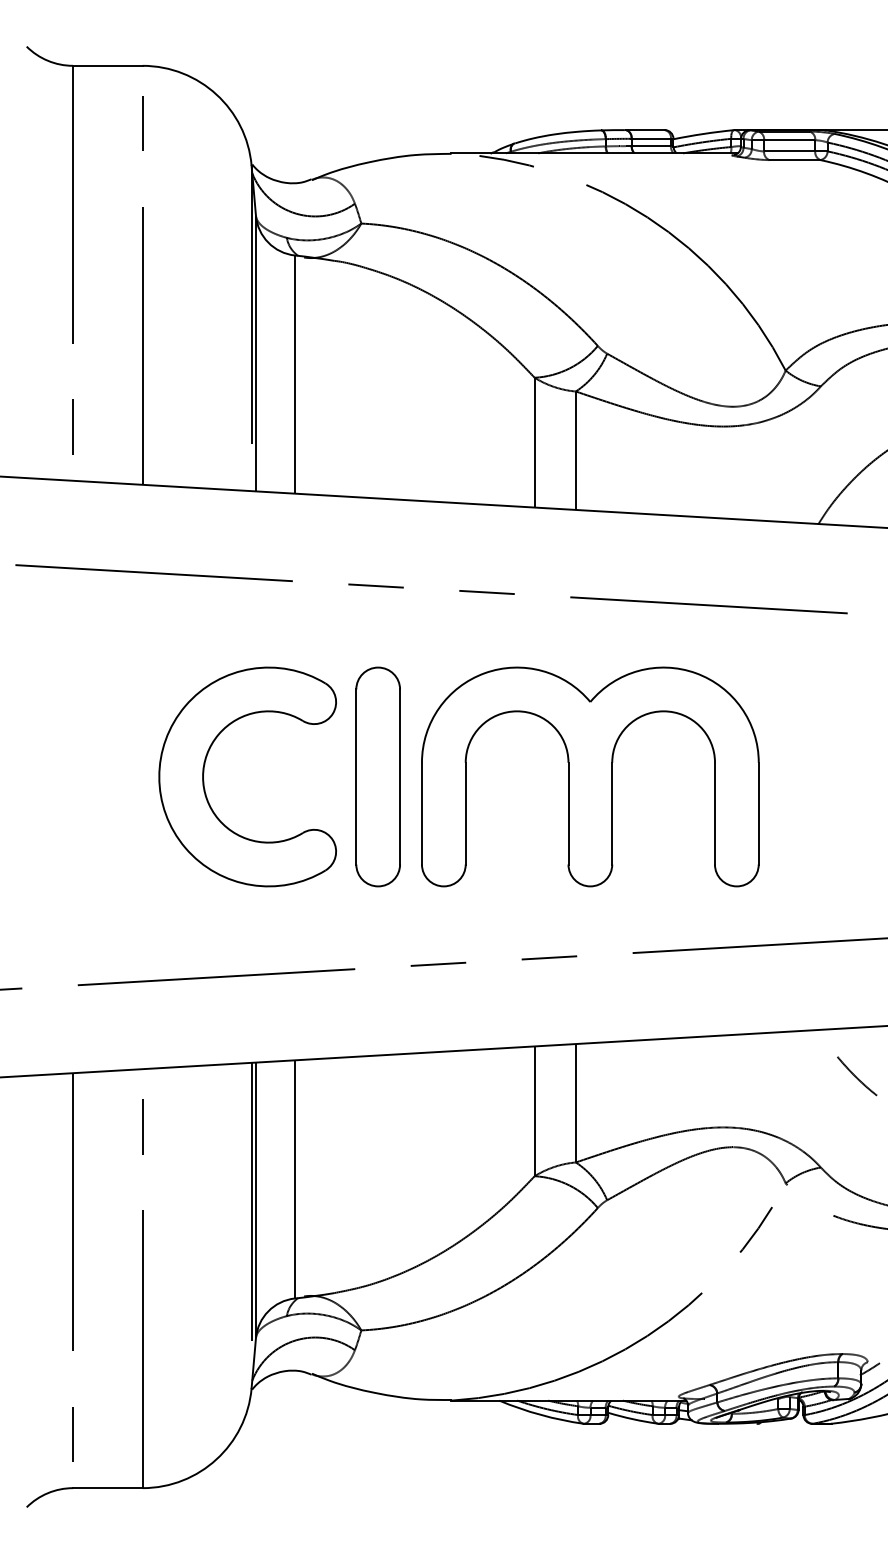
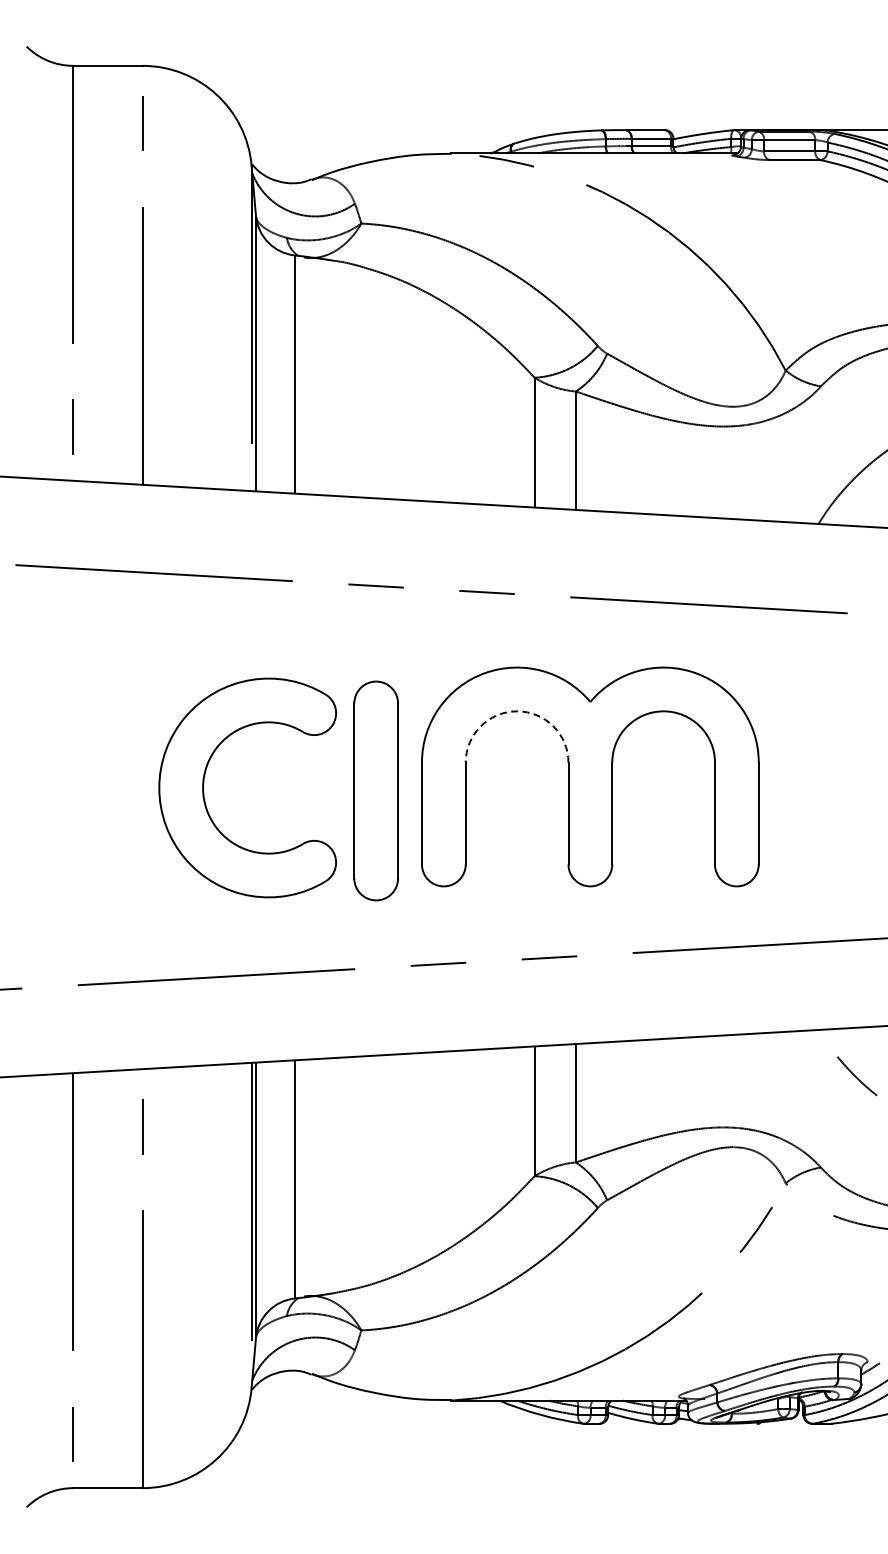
arc: solid -> dashed (517, 711)
part position: (204, 773) -> (204, 784) (204, 784)
part position: (377, 776) -> (375, 790) (375, 790)
